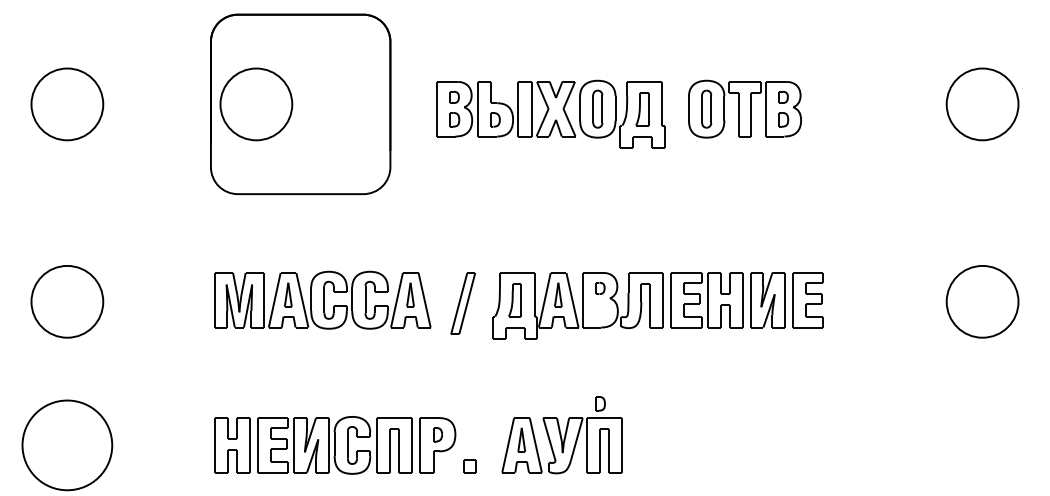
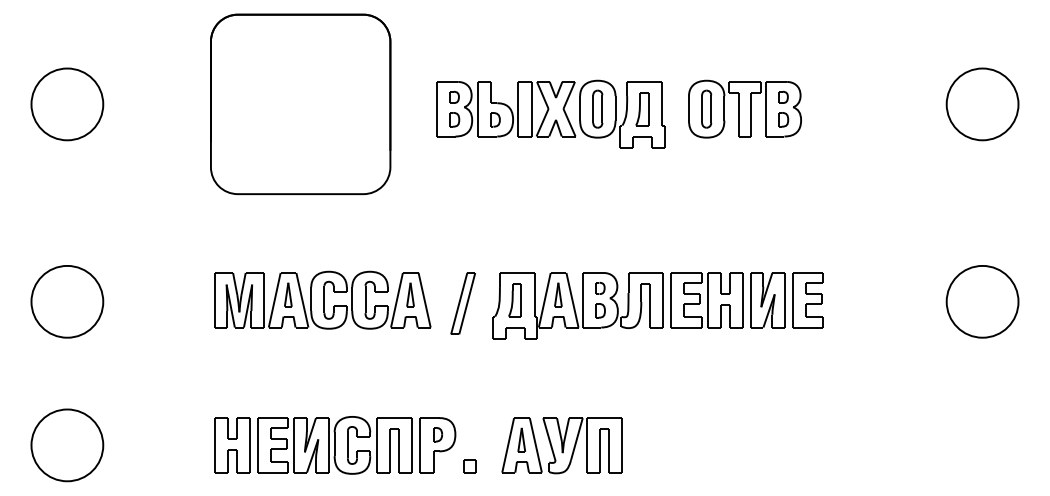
circle: present -> none (256, 104)
part position: (600, 403) -> (600, 310) (600, 310)
circle diameter: 90 px -> 72 px (67, 445)
